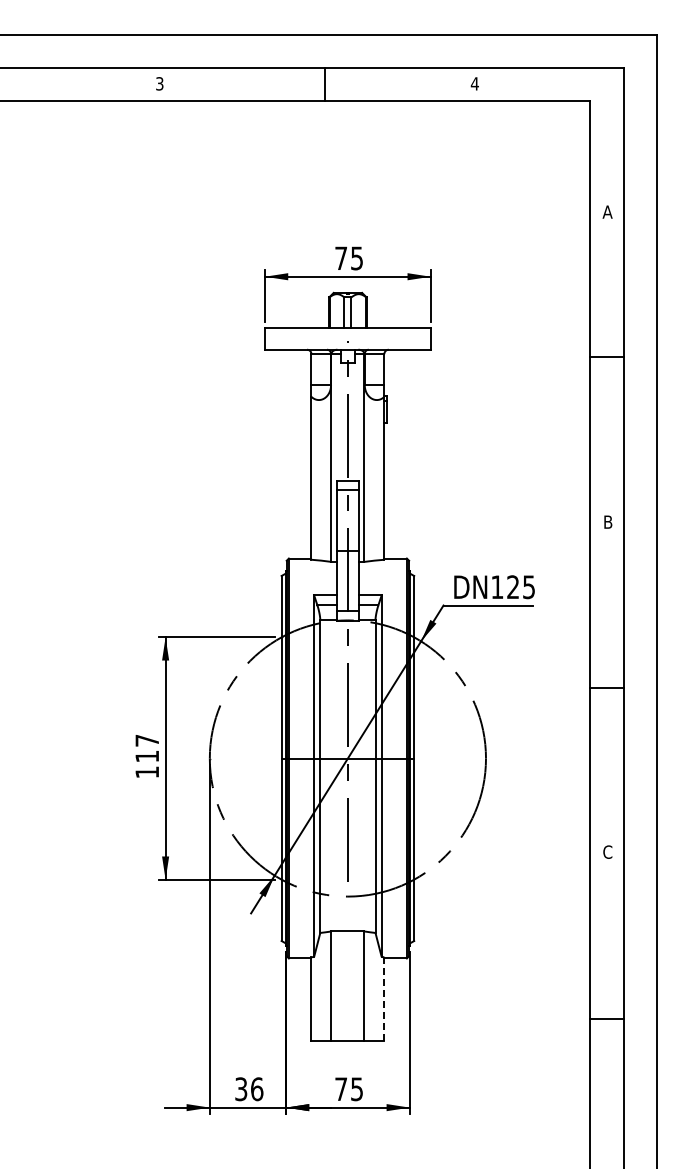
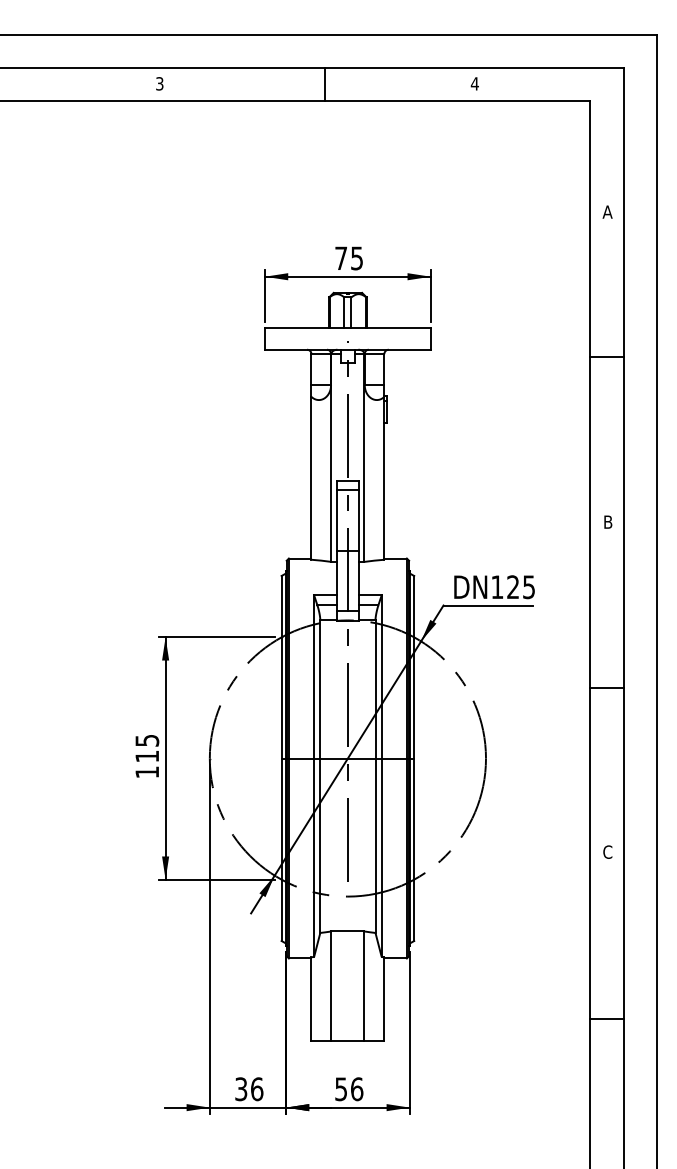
text: 117 -> 115 (147, 740)
line: dashed -> solid (384, 999)
text: 75 -> 56 (349, 1089)
